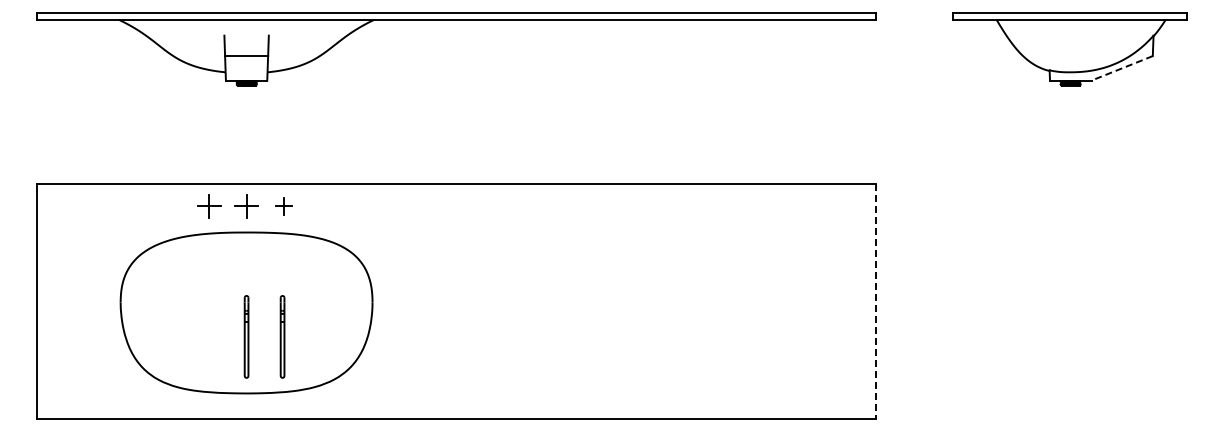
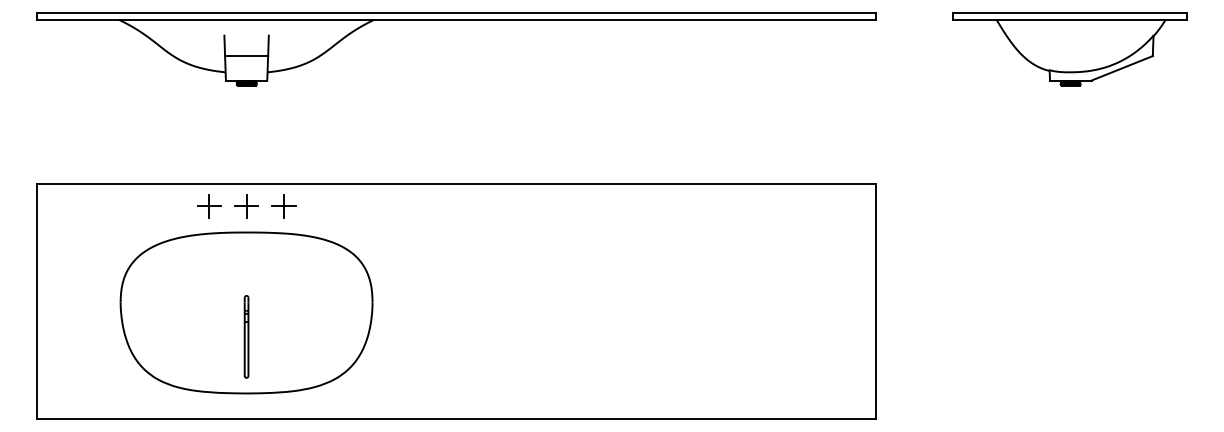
line: dashed -> solid (1122, 68)
part size: 18x19 px -> 26x25 px (283, 206)
line: dashed -> solid (876, 302)
part: present -> none (282, 336)
